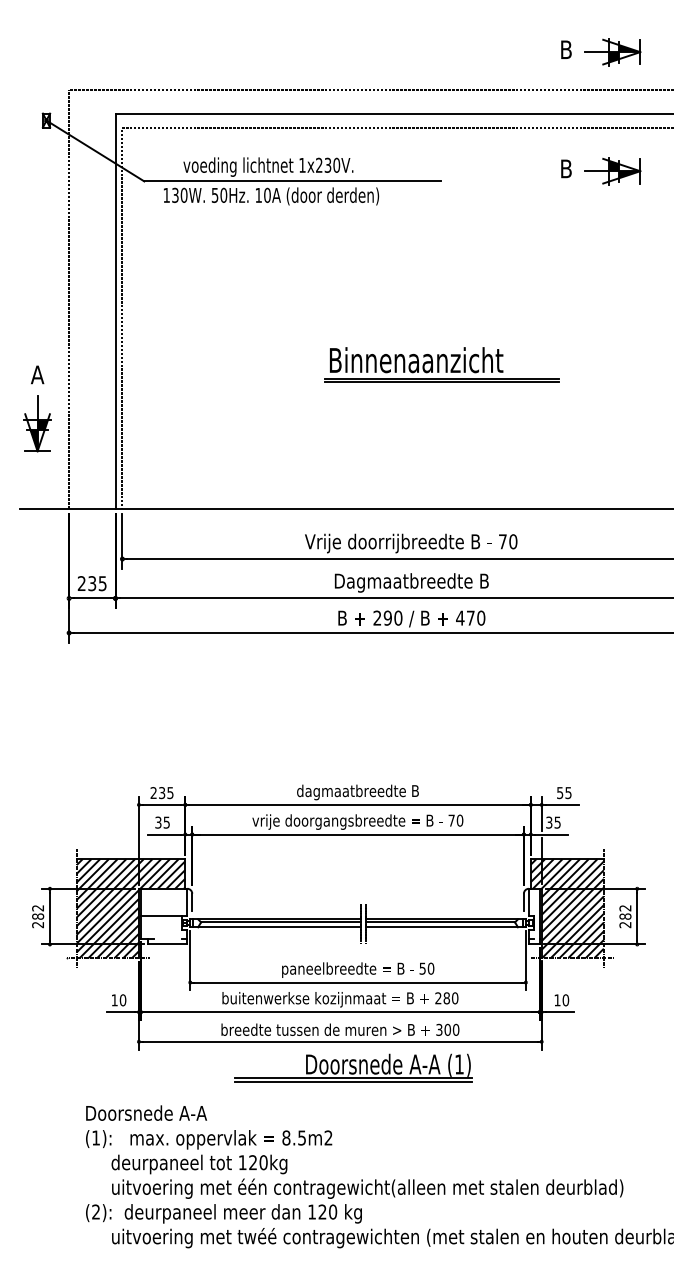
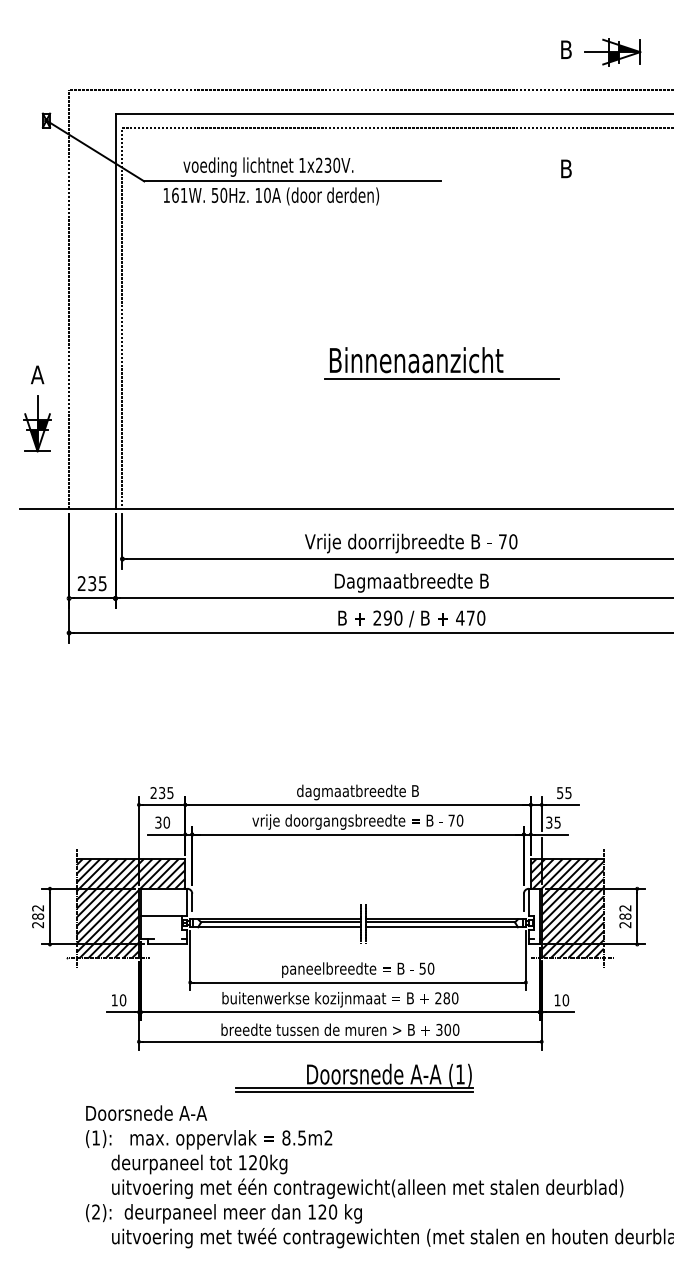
part: present -> none (612, 171)
text: 130W. -> 161W. (179, 194)
line: present -> none (441, 382)
text: 35 -> 30 (166, 822)
part position: (353, 1067) -> (354, 1077) (354, 1077)
